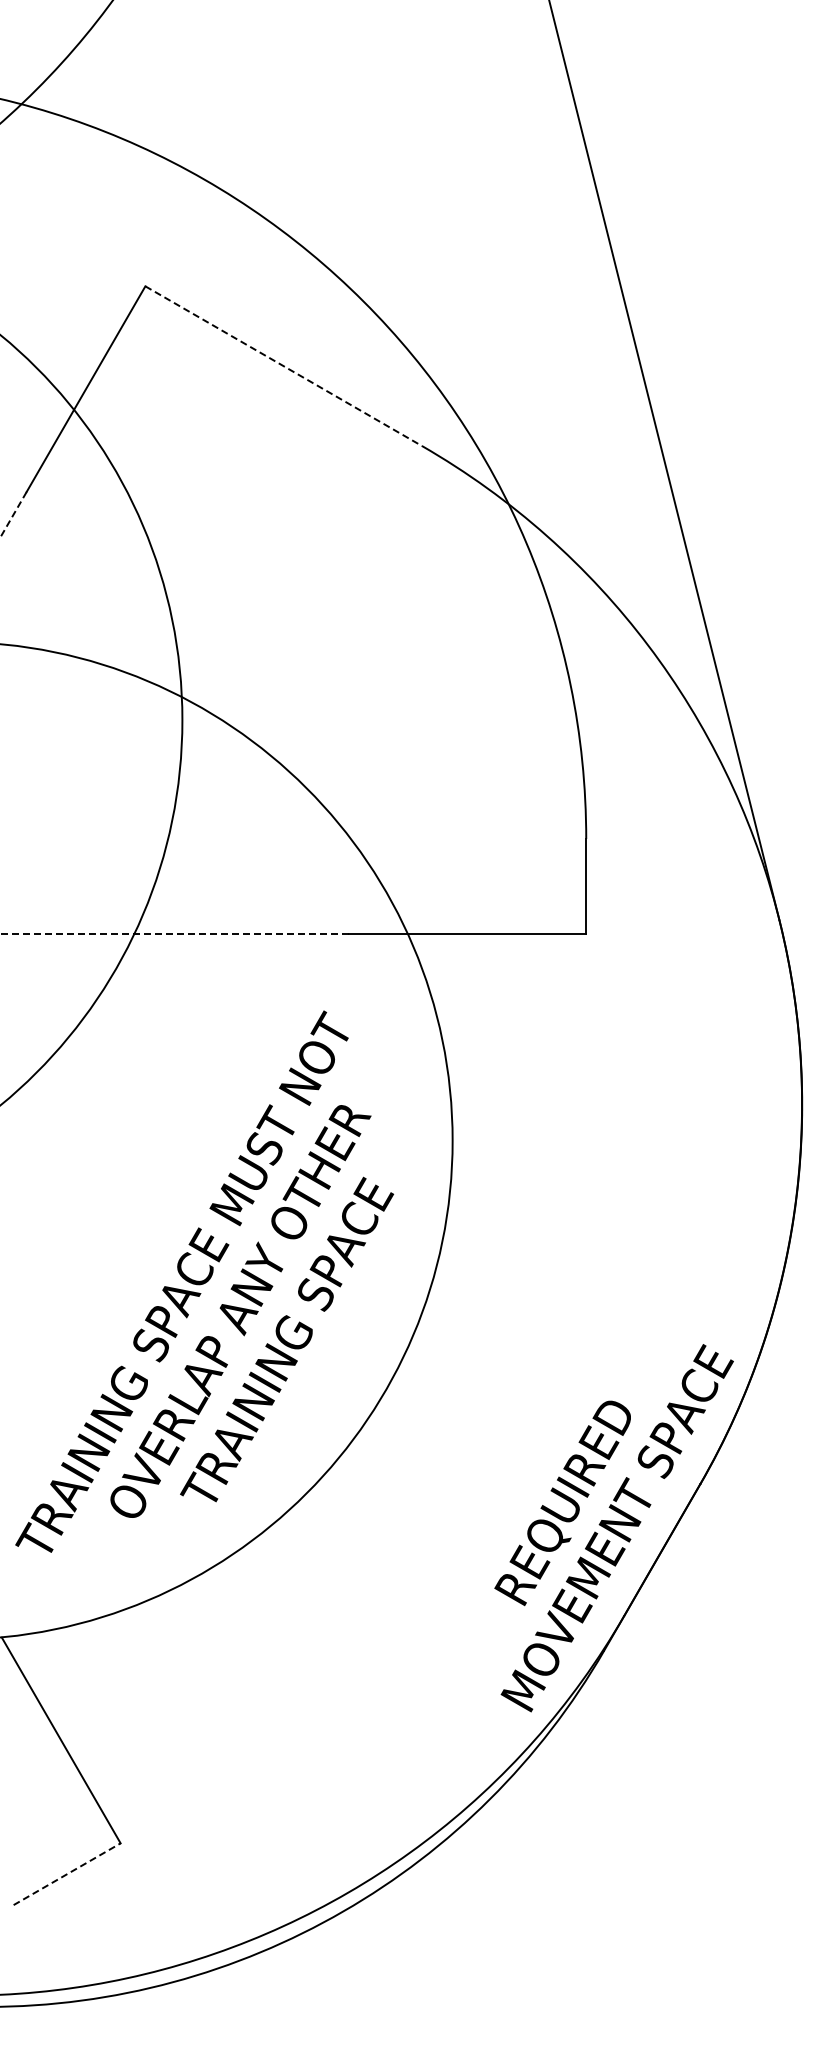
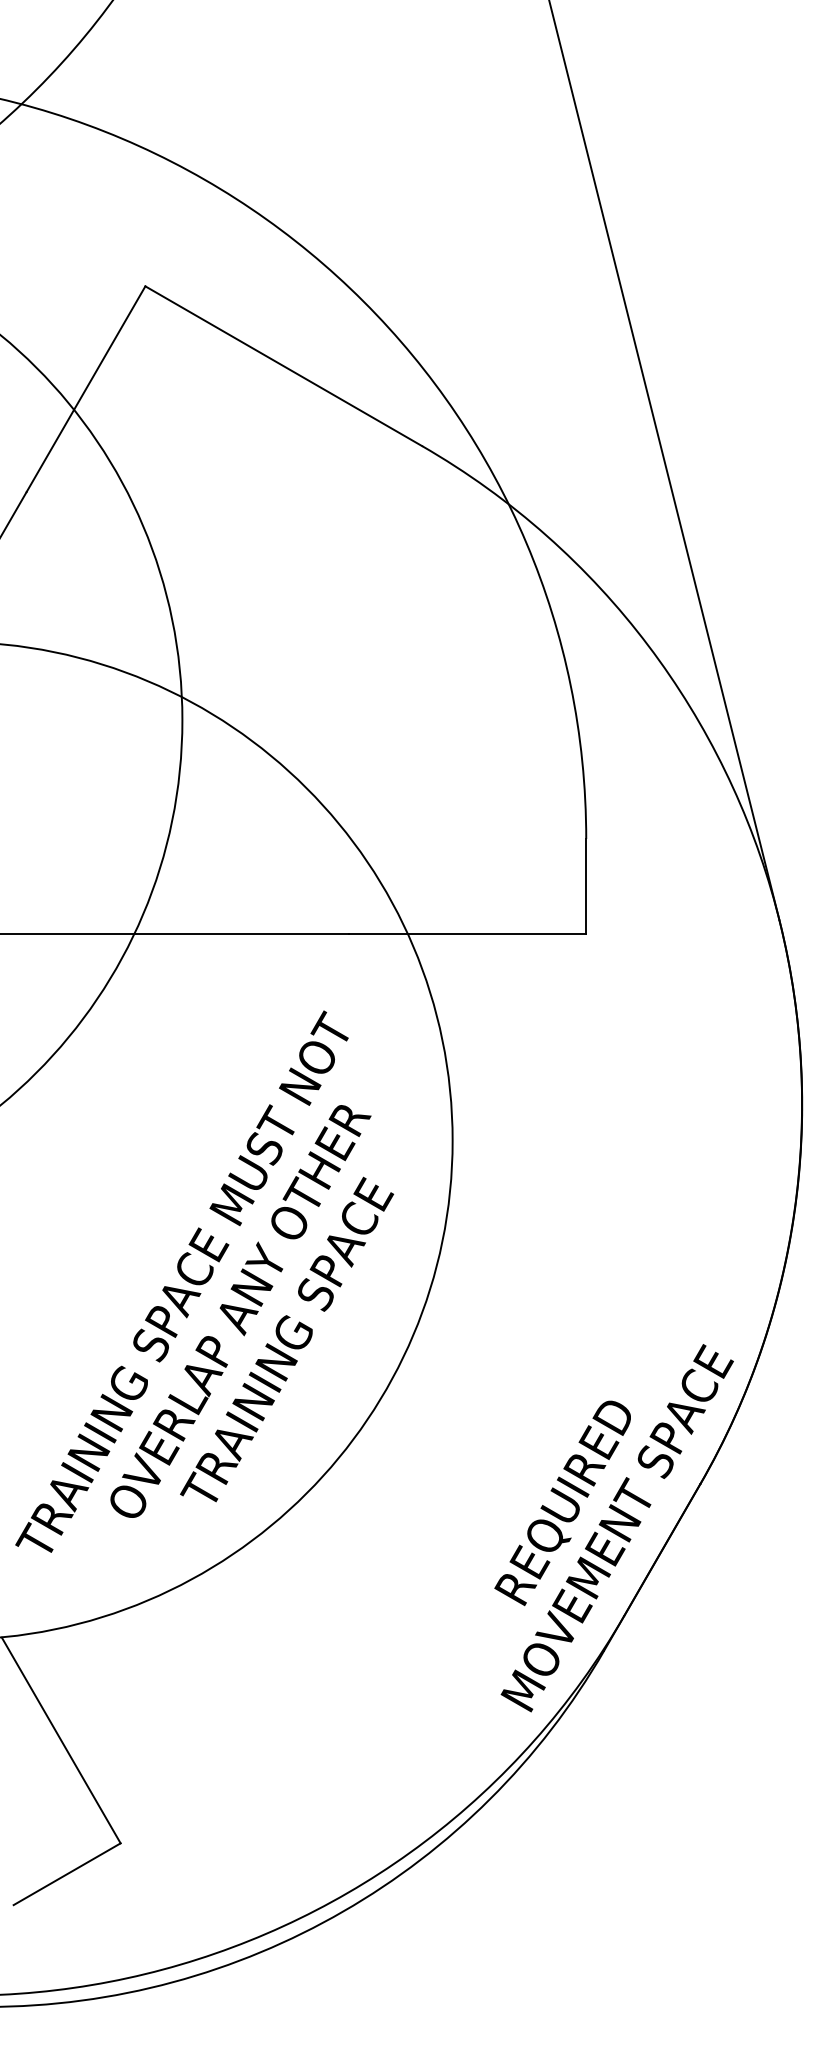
line: dashed -> solid (283, 366)
line: dashed -> solid (13, 515)
line: dashed -> solid (174, 934)
line: dashed -> solid (67, 1874)
